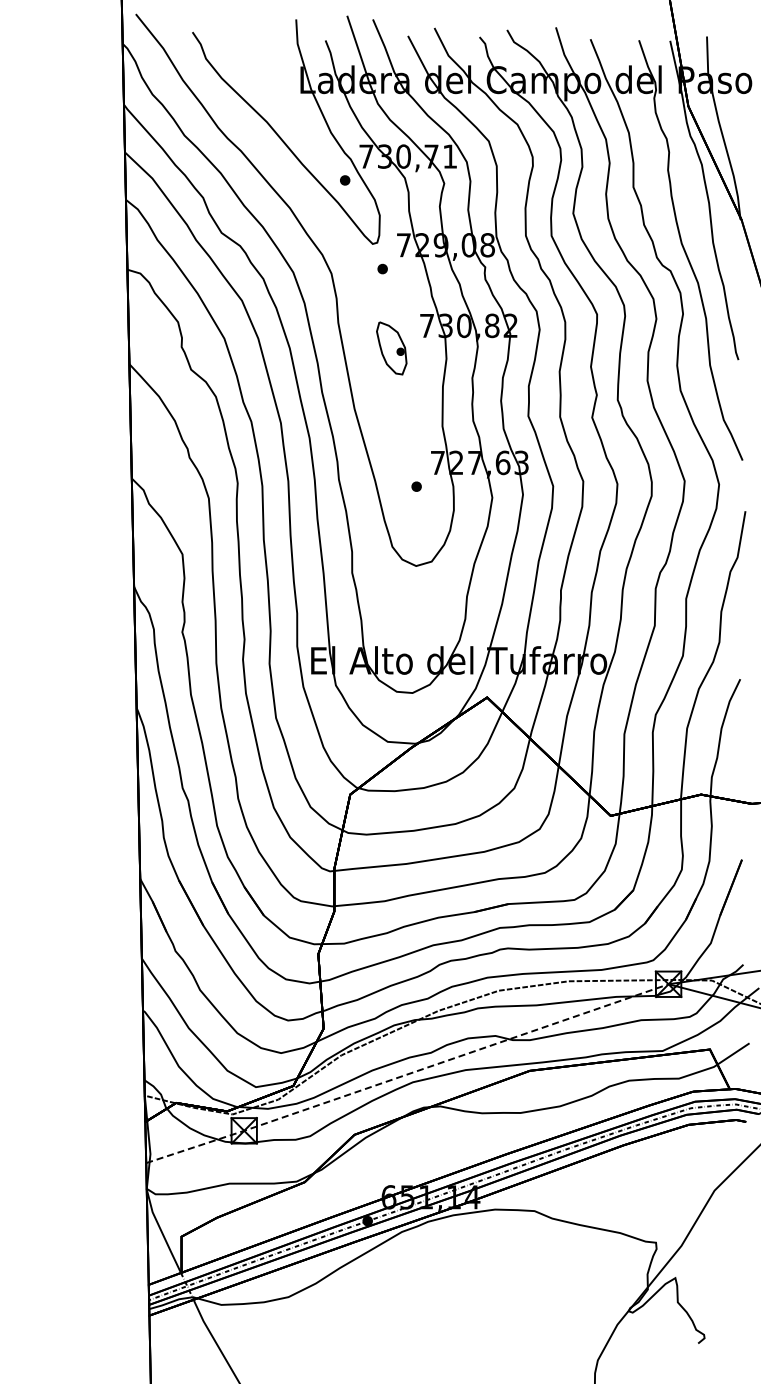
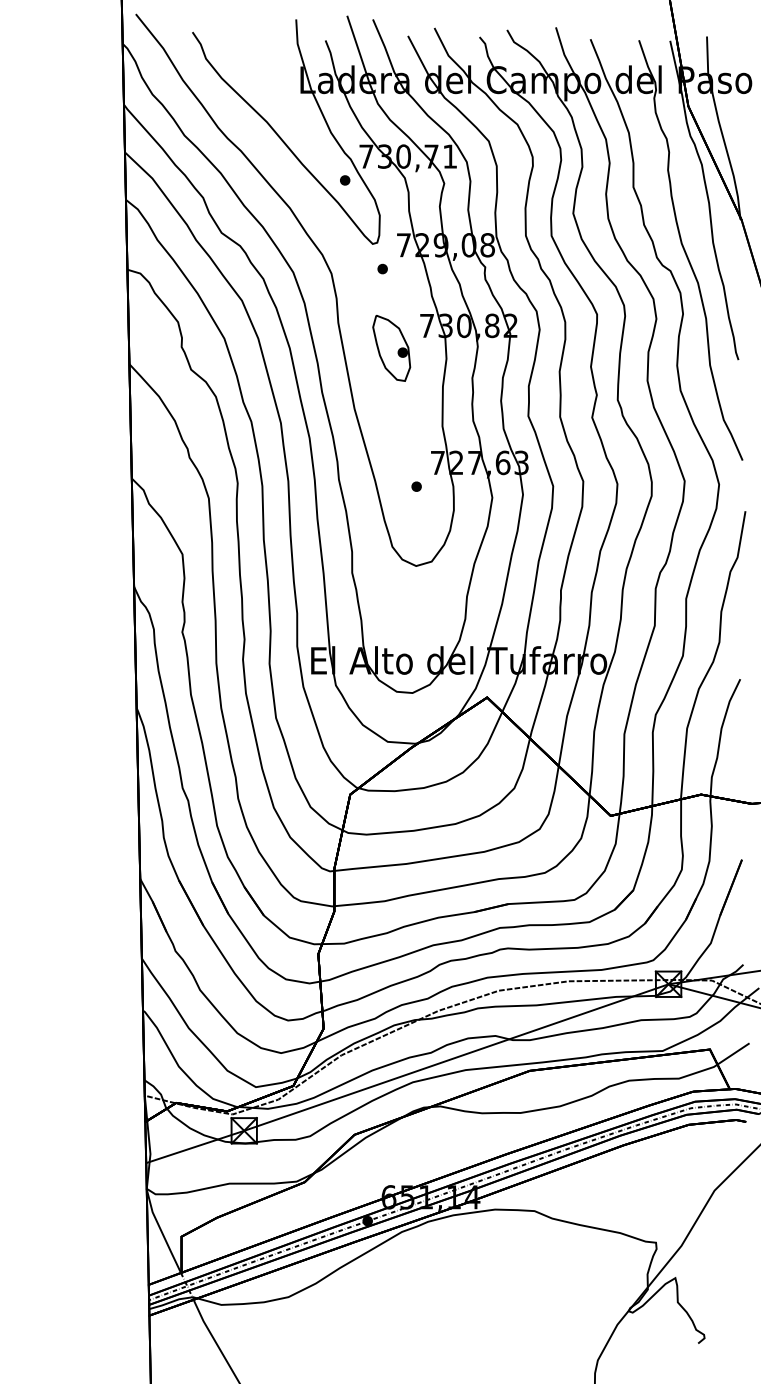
part size: 32x55 px -> 40x67 px (391, 348)
line: dashed -> solid (406, 1074)
